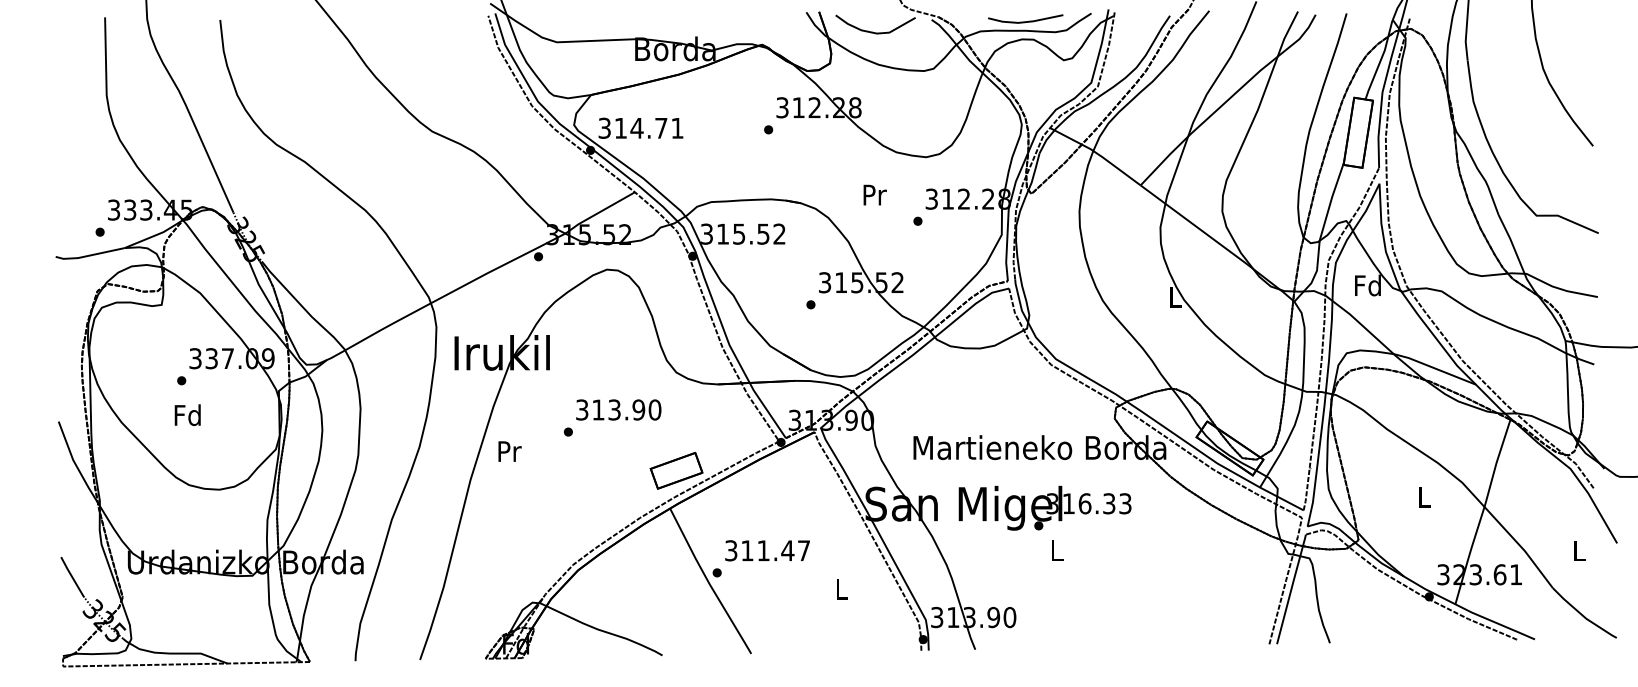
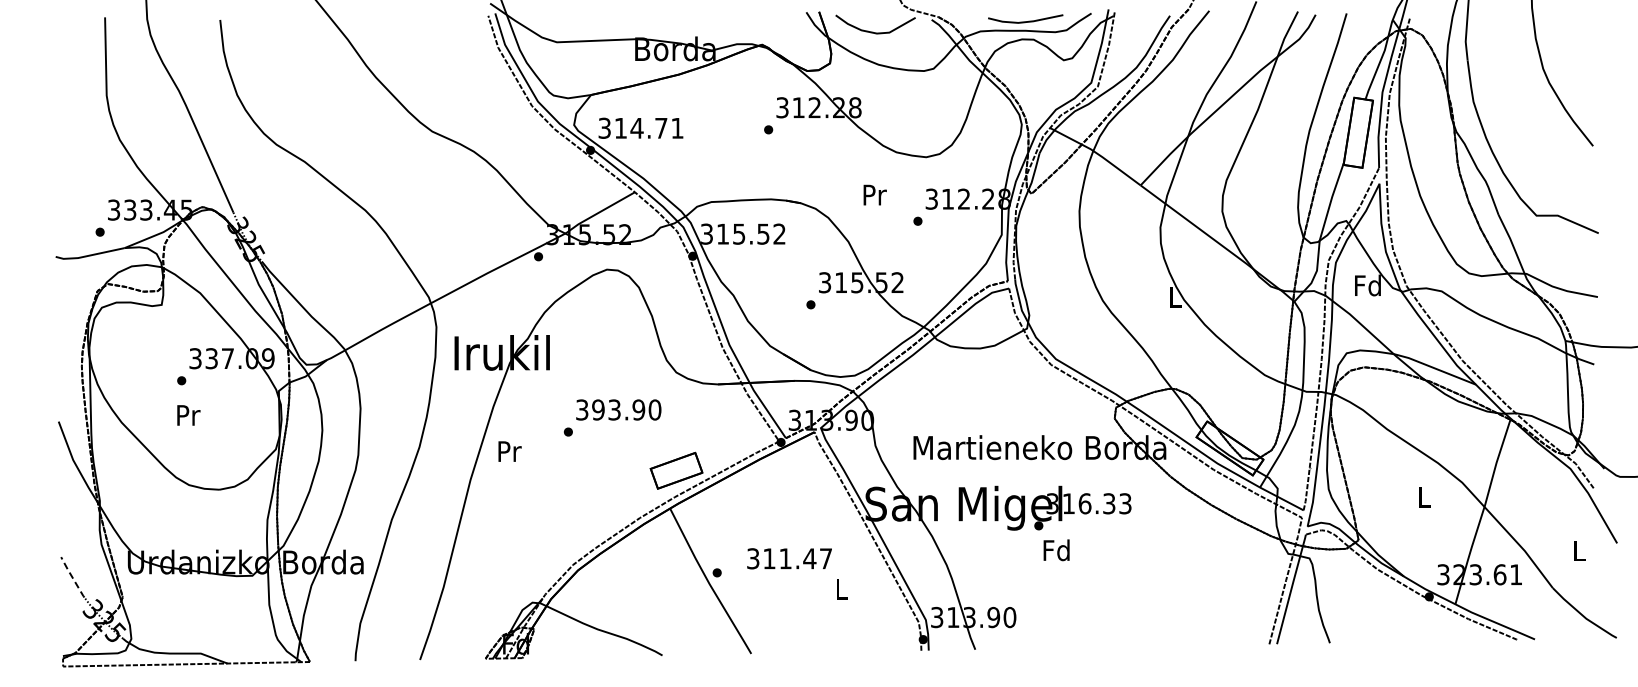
text: 313.90 -> 393.90 (598, 409)
text: Fd -> Pr (187, 415)
text position: (767, 550) -> (789, 558) (789, 558)
text: L -> Fd (1056, 550)
line: solid -> dashed (72, 577)
